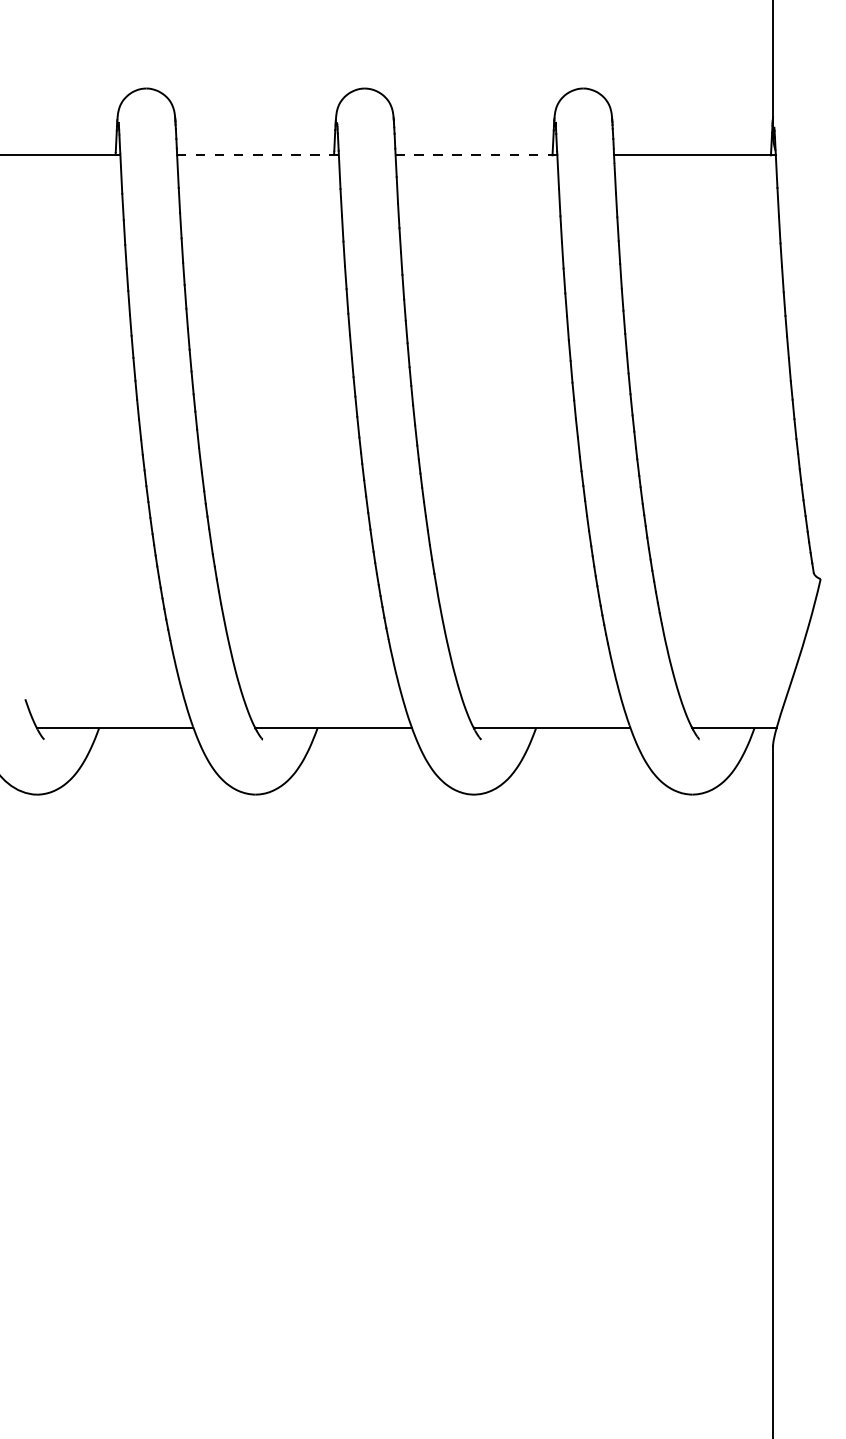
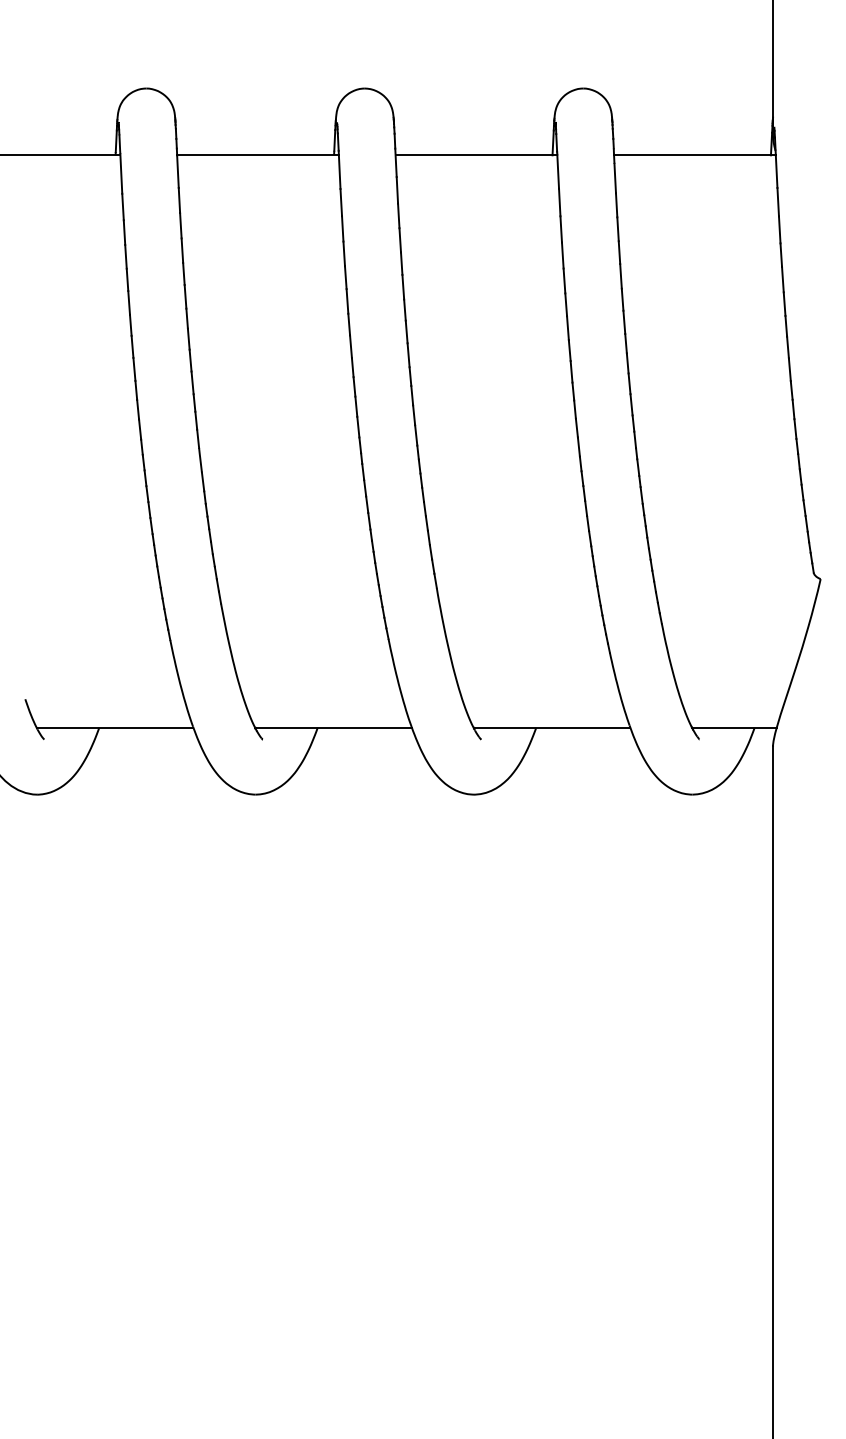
line: dashed -> solid (258, 155)
line: dashed -> solid (476, 155)
